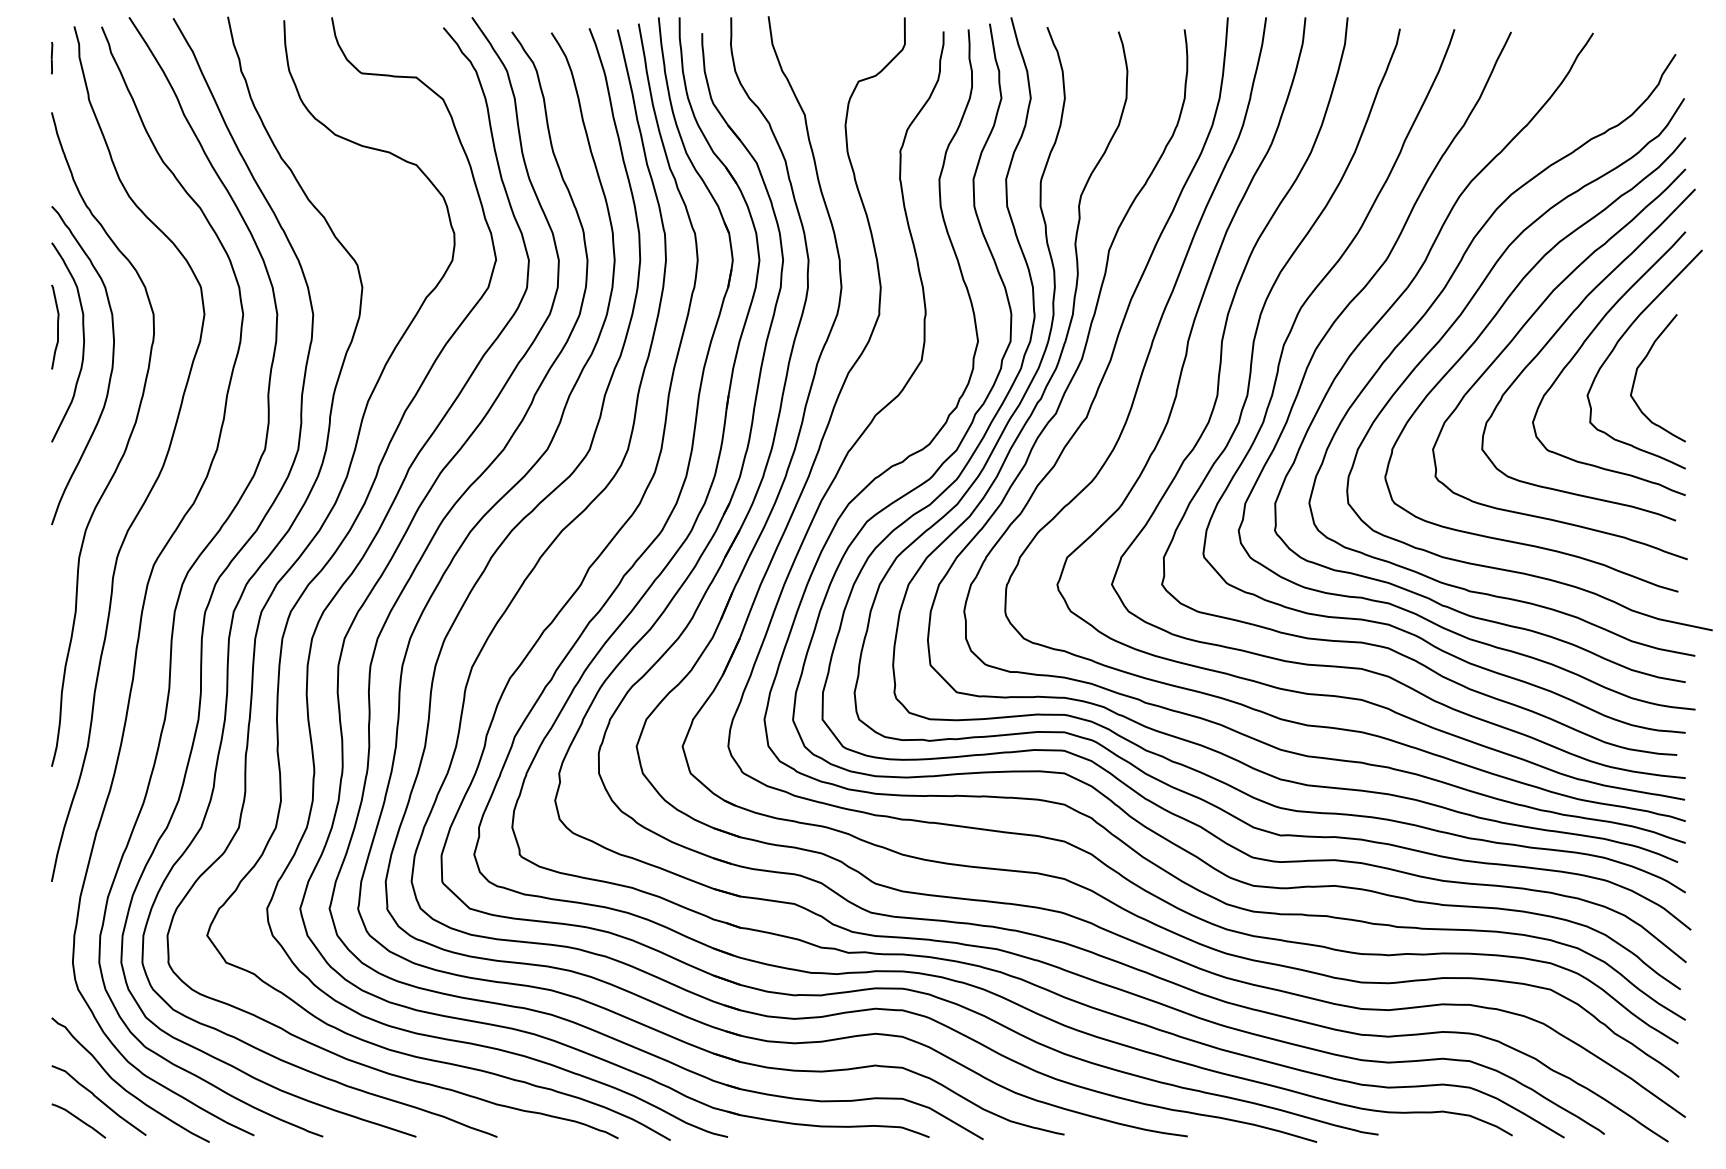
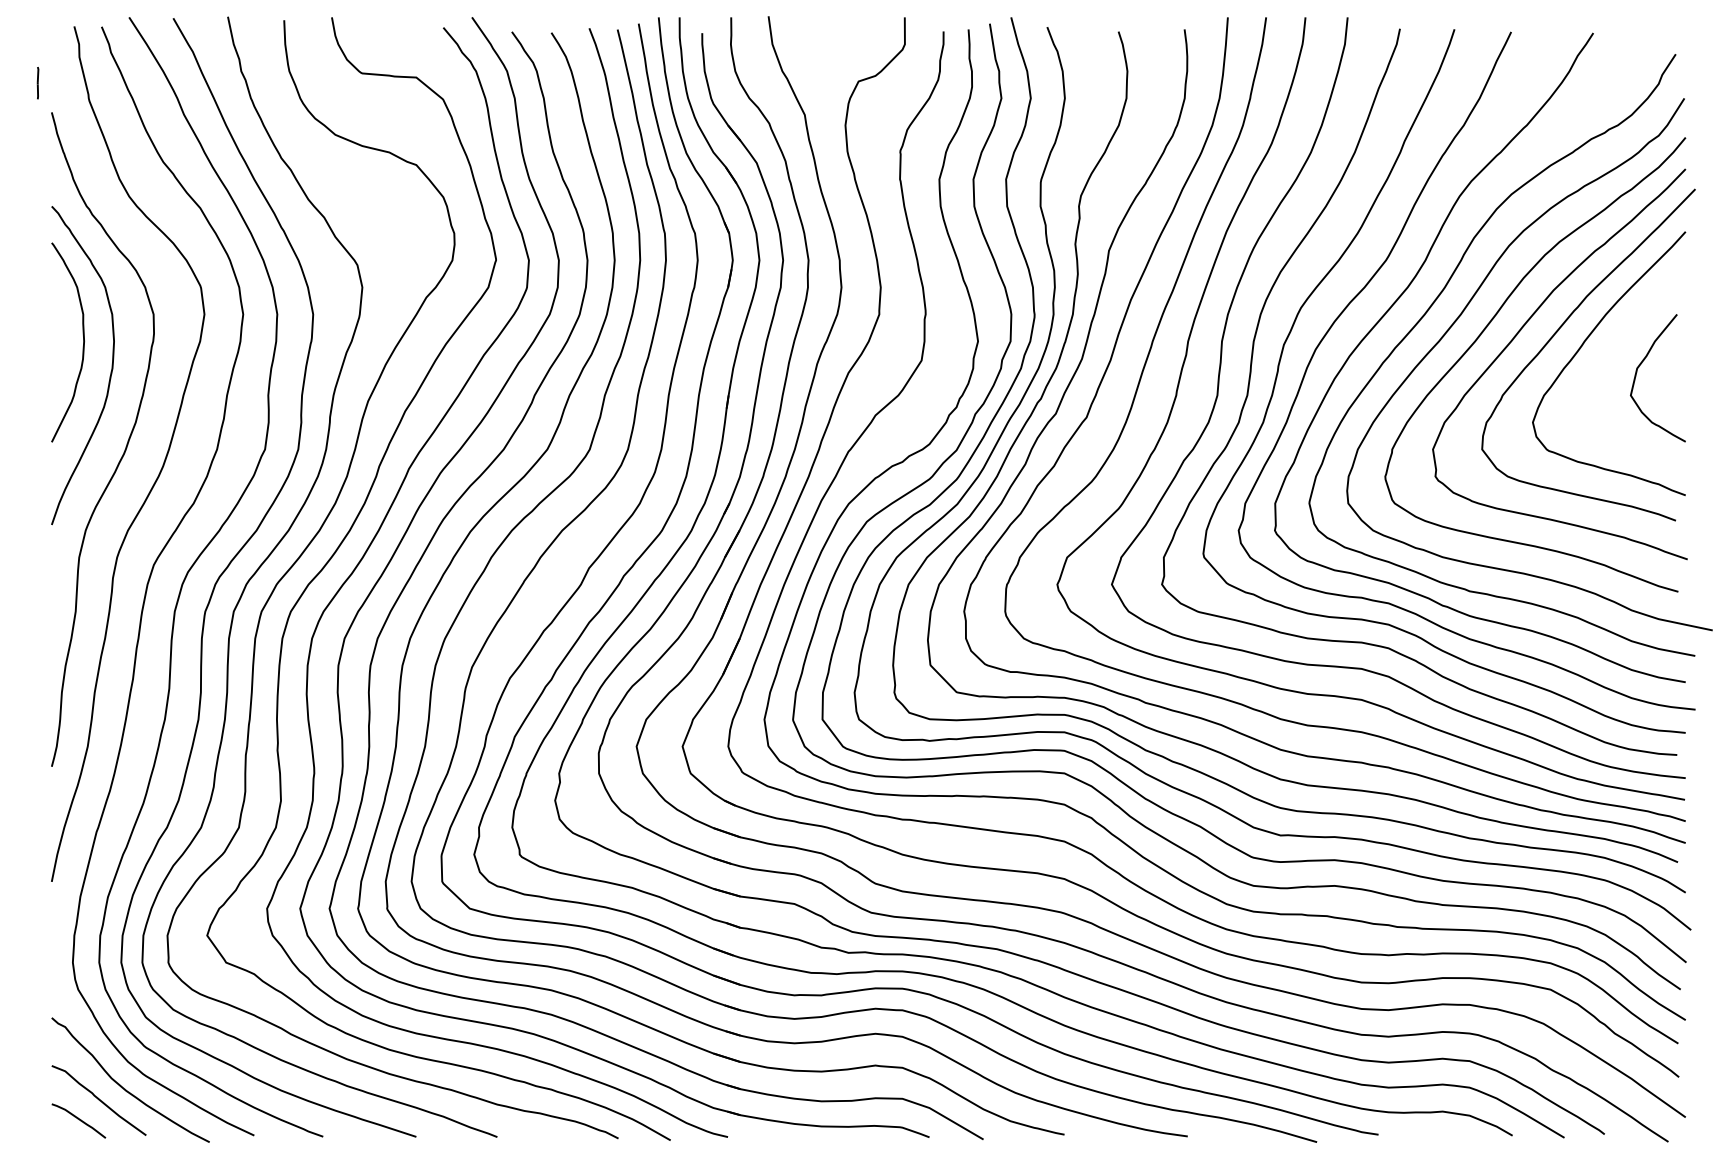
line position: (51, 58) -> (37, 83) (37, 83)
curve: present -> none (57, 326)
curve: present -> none (1620, 340)
